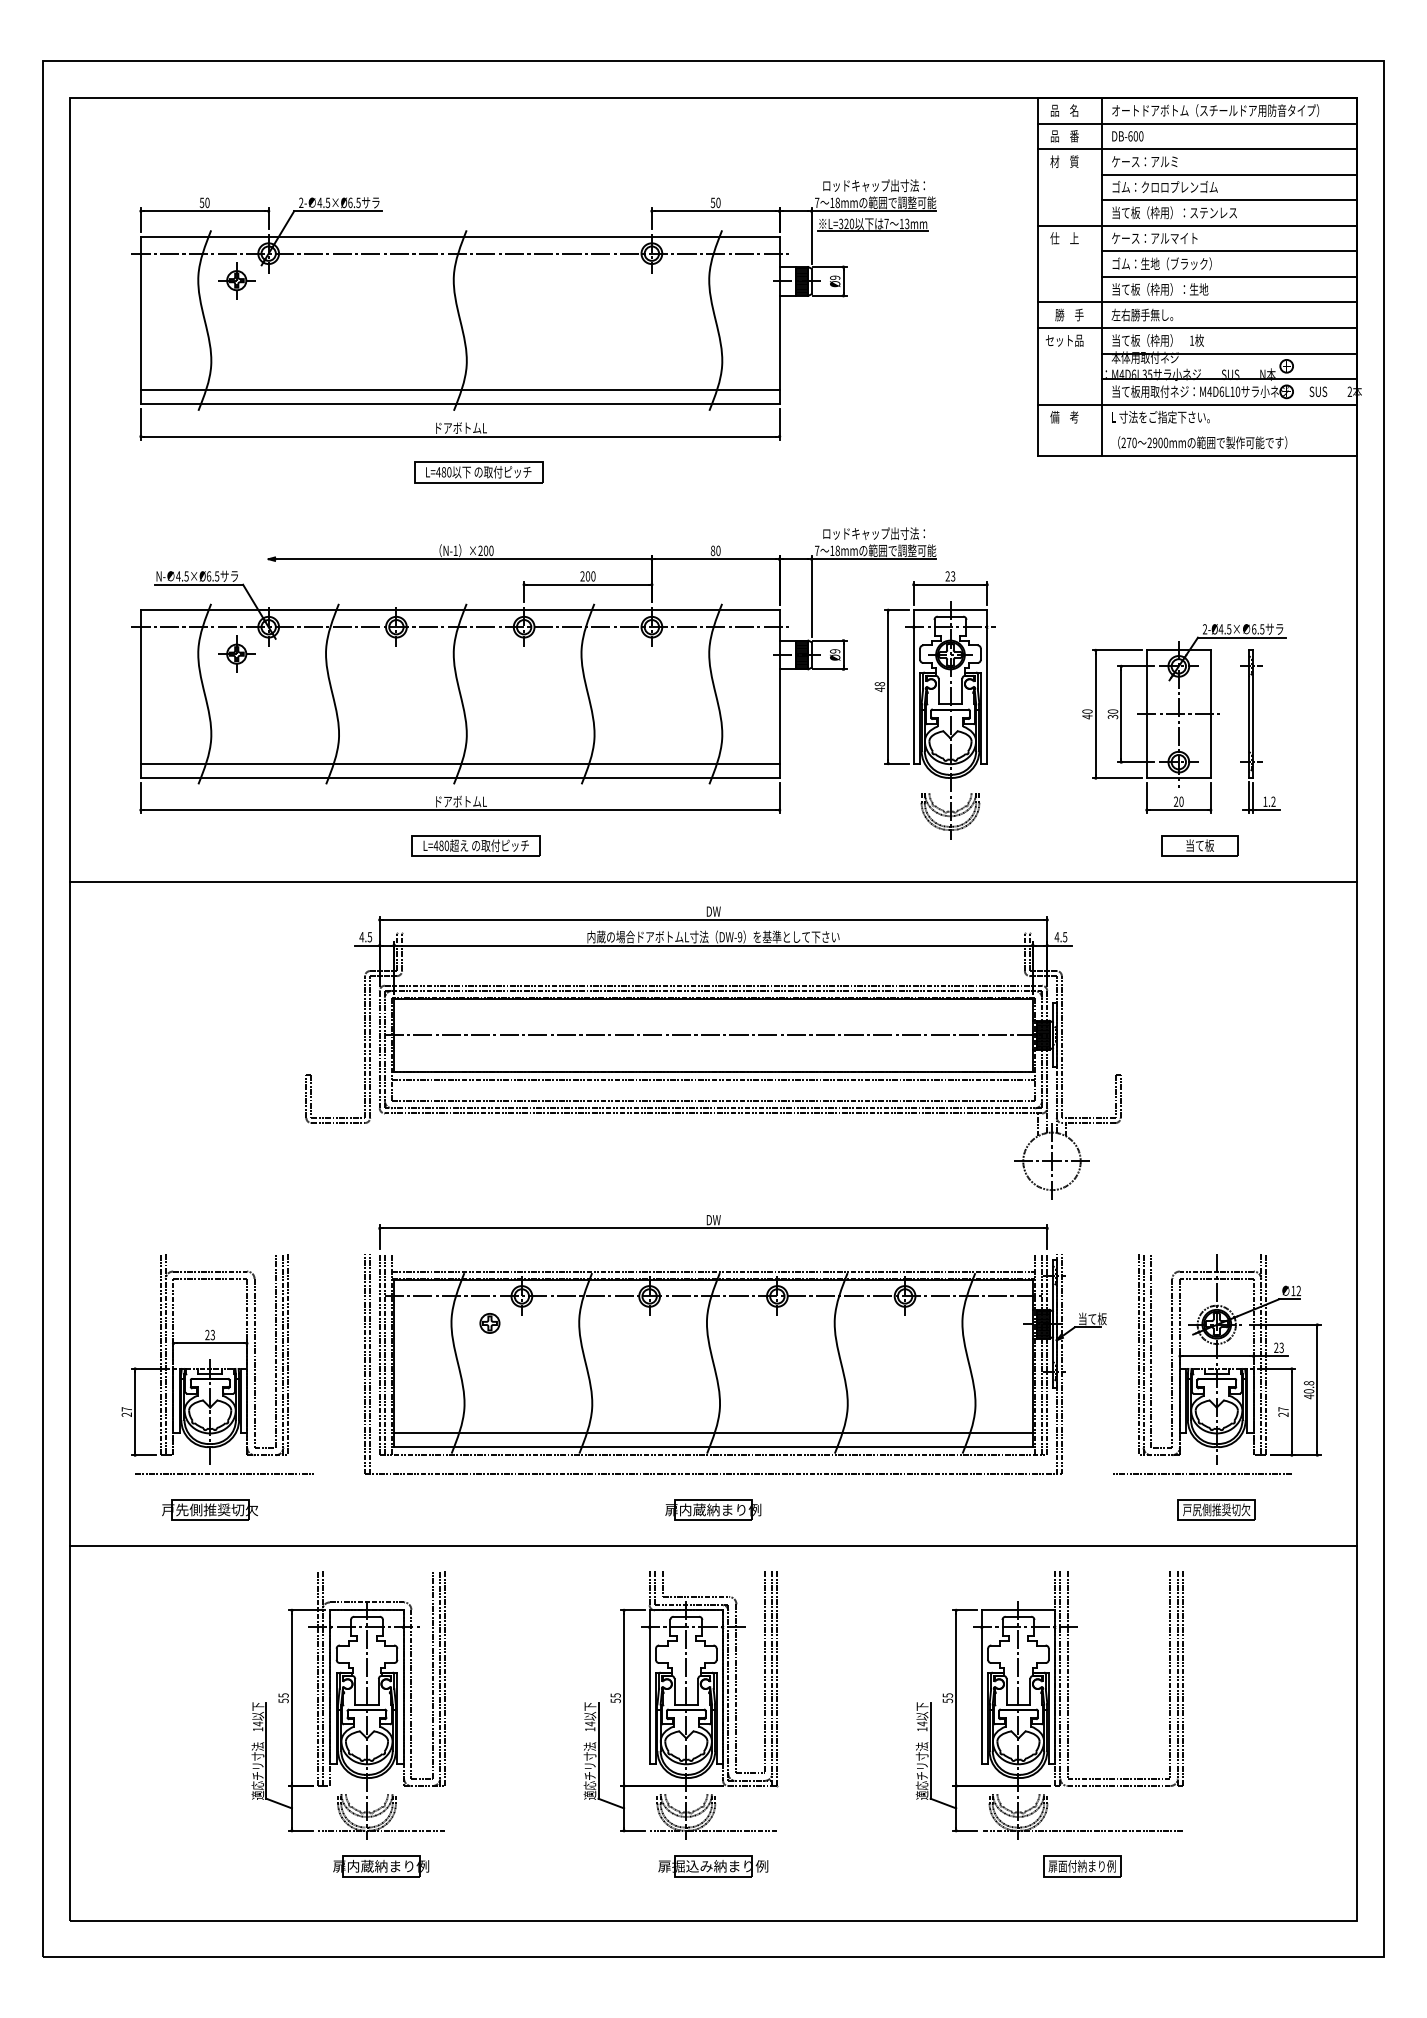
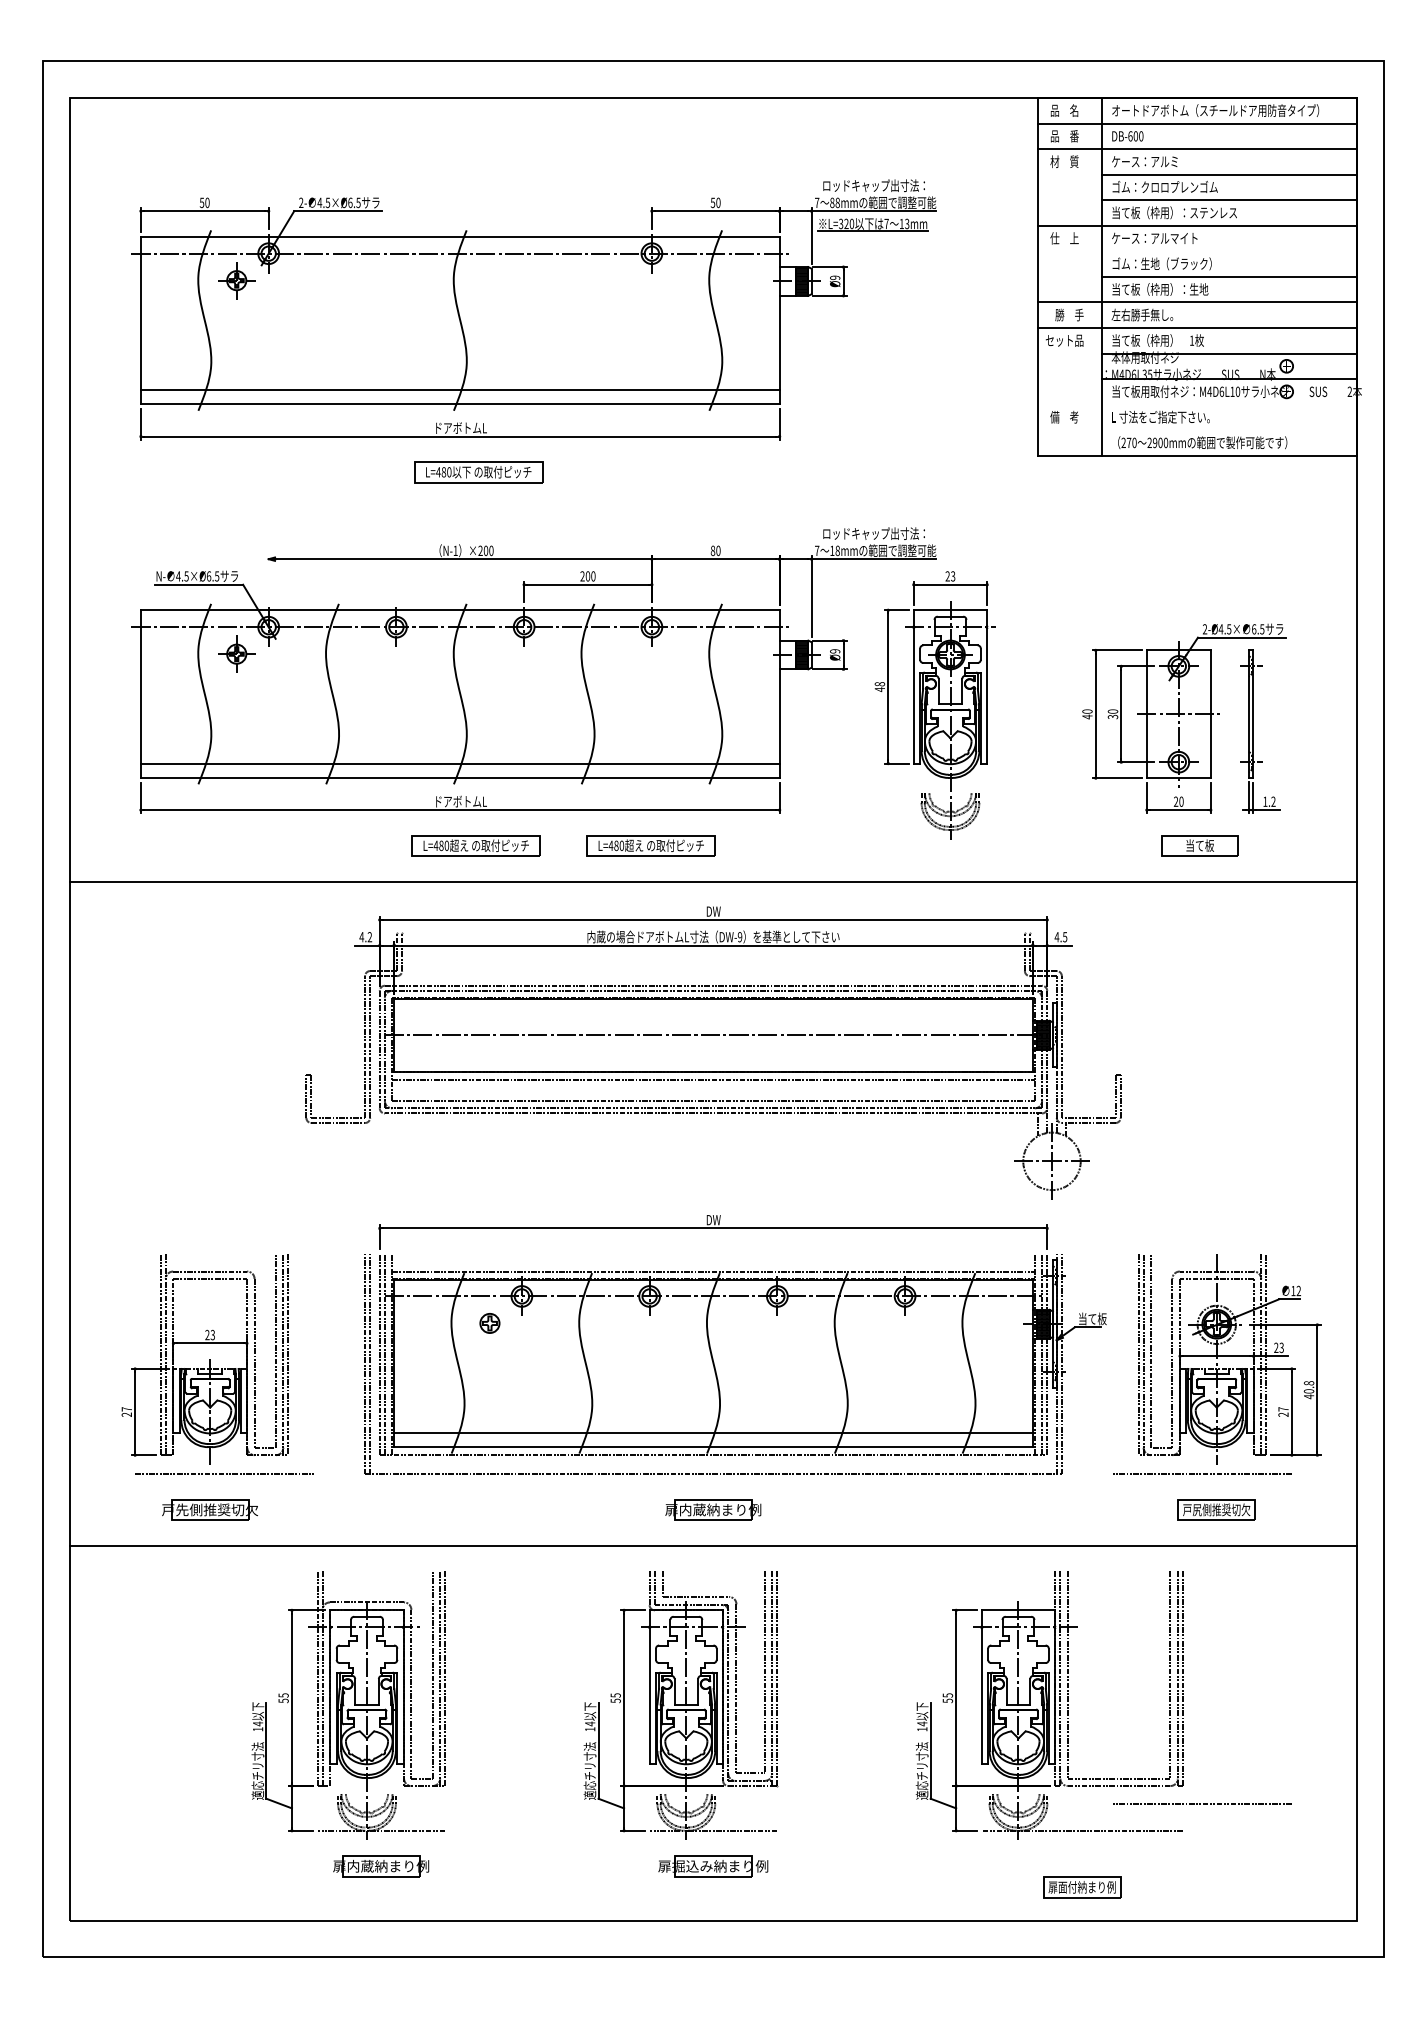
text: 18mm -> 88mm (832, 202)
line: present -> none (1228, 251)
line: present -> none (1196, 404)
part: none -> present (650, 845)
text: 4.5 -> 4.2 (369, 937)
line: none -> present (1203, 1803)
part position: (1082, 1866) -> (1082, 1887) (1082, 1887)
